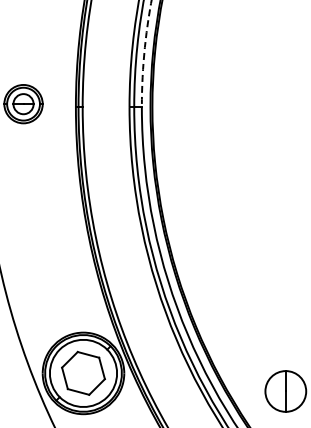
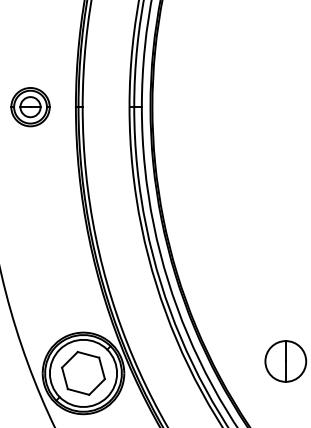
arc: dashed -> solid (144, 54)
part position: (23, 104) -> (30, 107) (30, 107)
part position: (285, 391) -> (285, 361) (285, 361)
